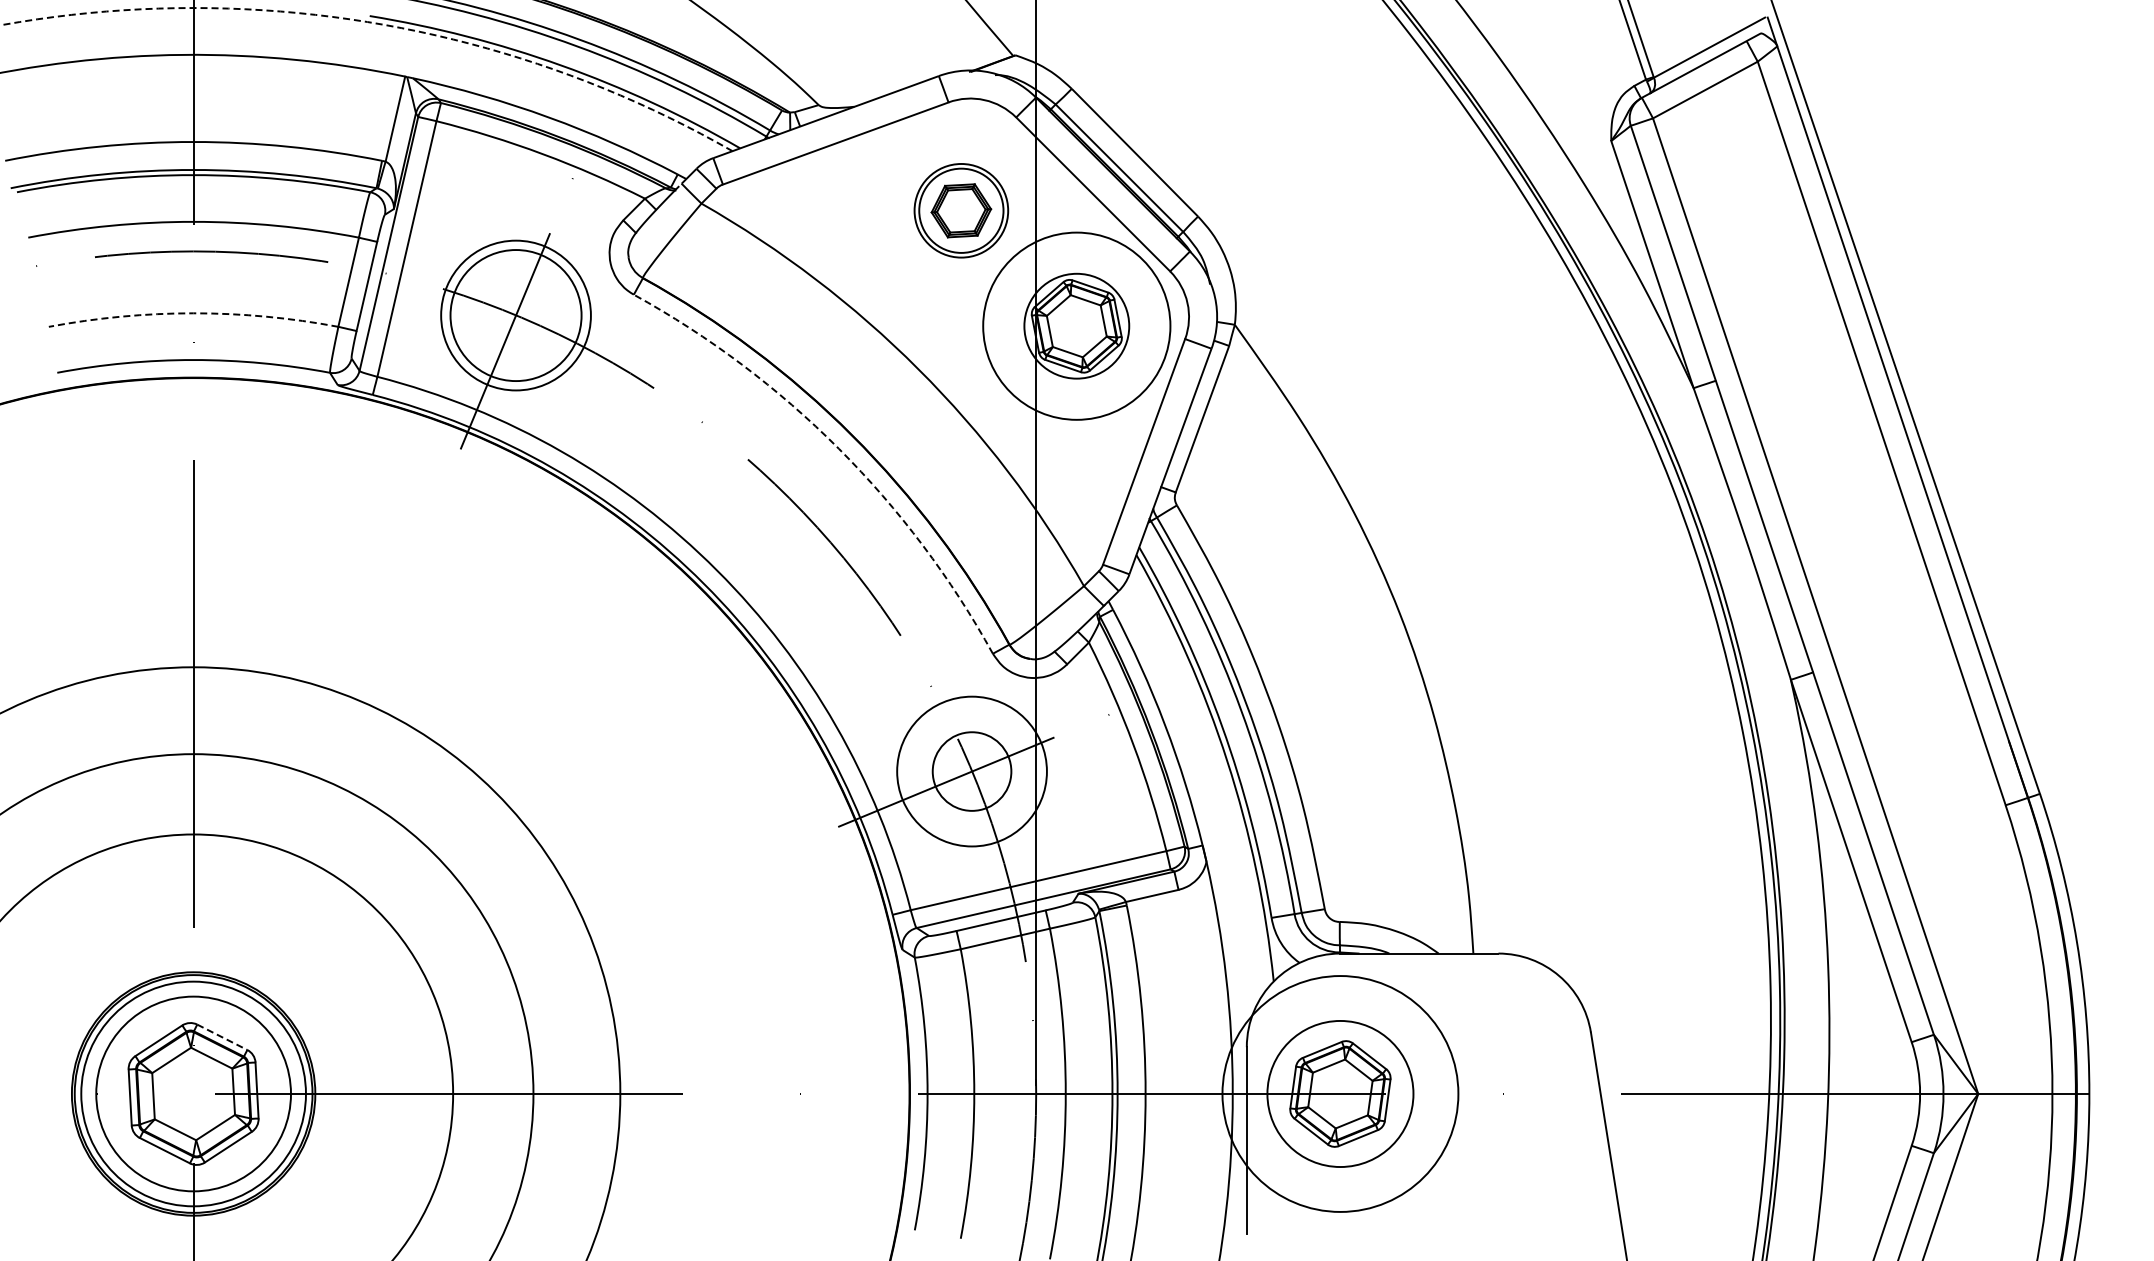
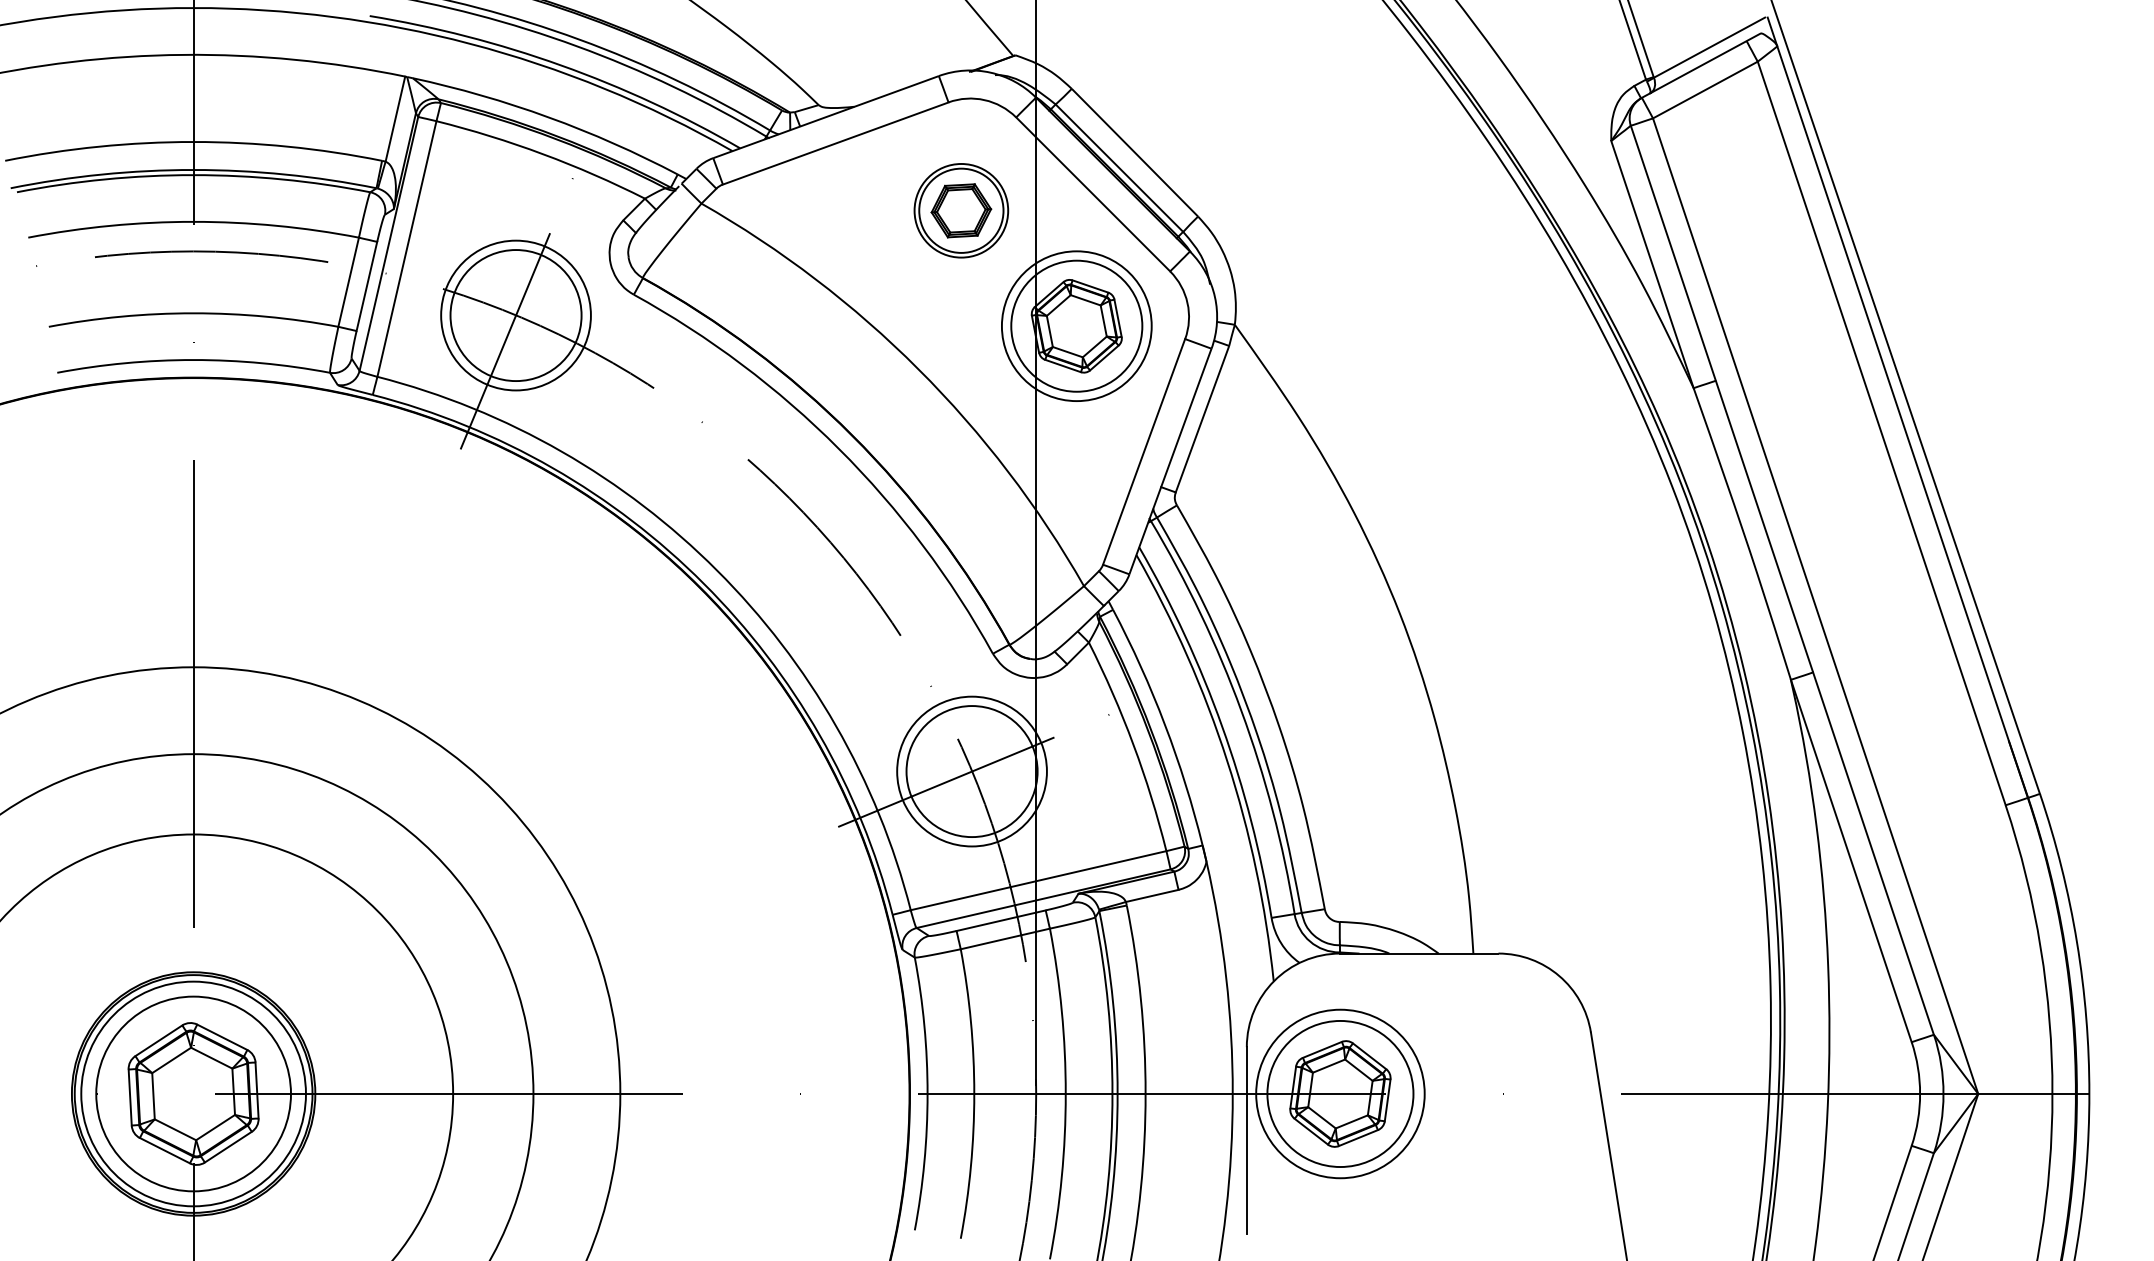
arc: dashed -> solid (379, 24)
arc: dashed -> solid (193, 313)
circle diameter: 105 px -> 131 px (1076, 325)
circle diameter: 187 px -> 150 px (1076, 326)
arc: dashed -> solid (838, 448)
circle diameter: 79 px -> 131 px (971, 771)
line: dashed -> solid (222, 1037)
circle diameter: 236 px -> 169 px (1340, 1093)
